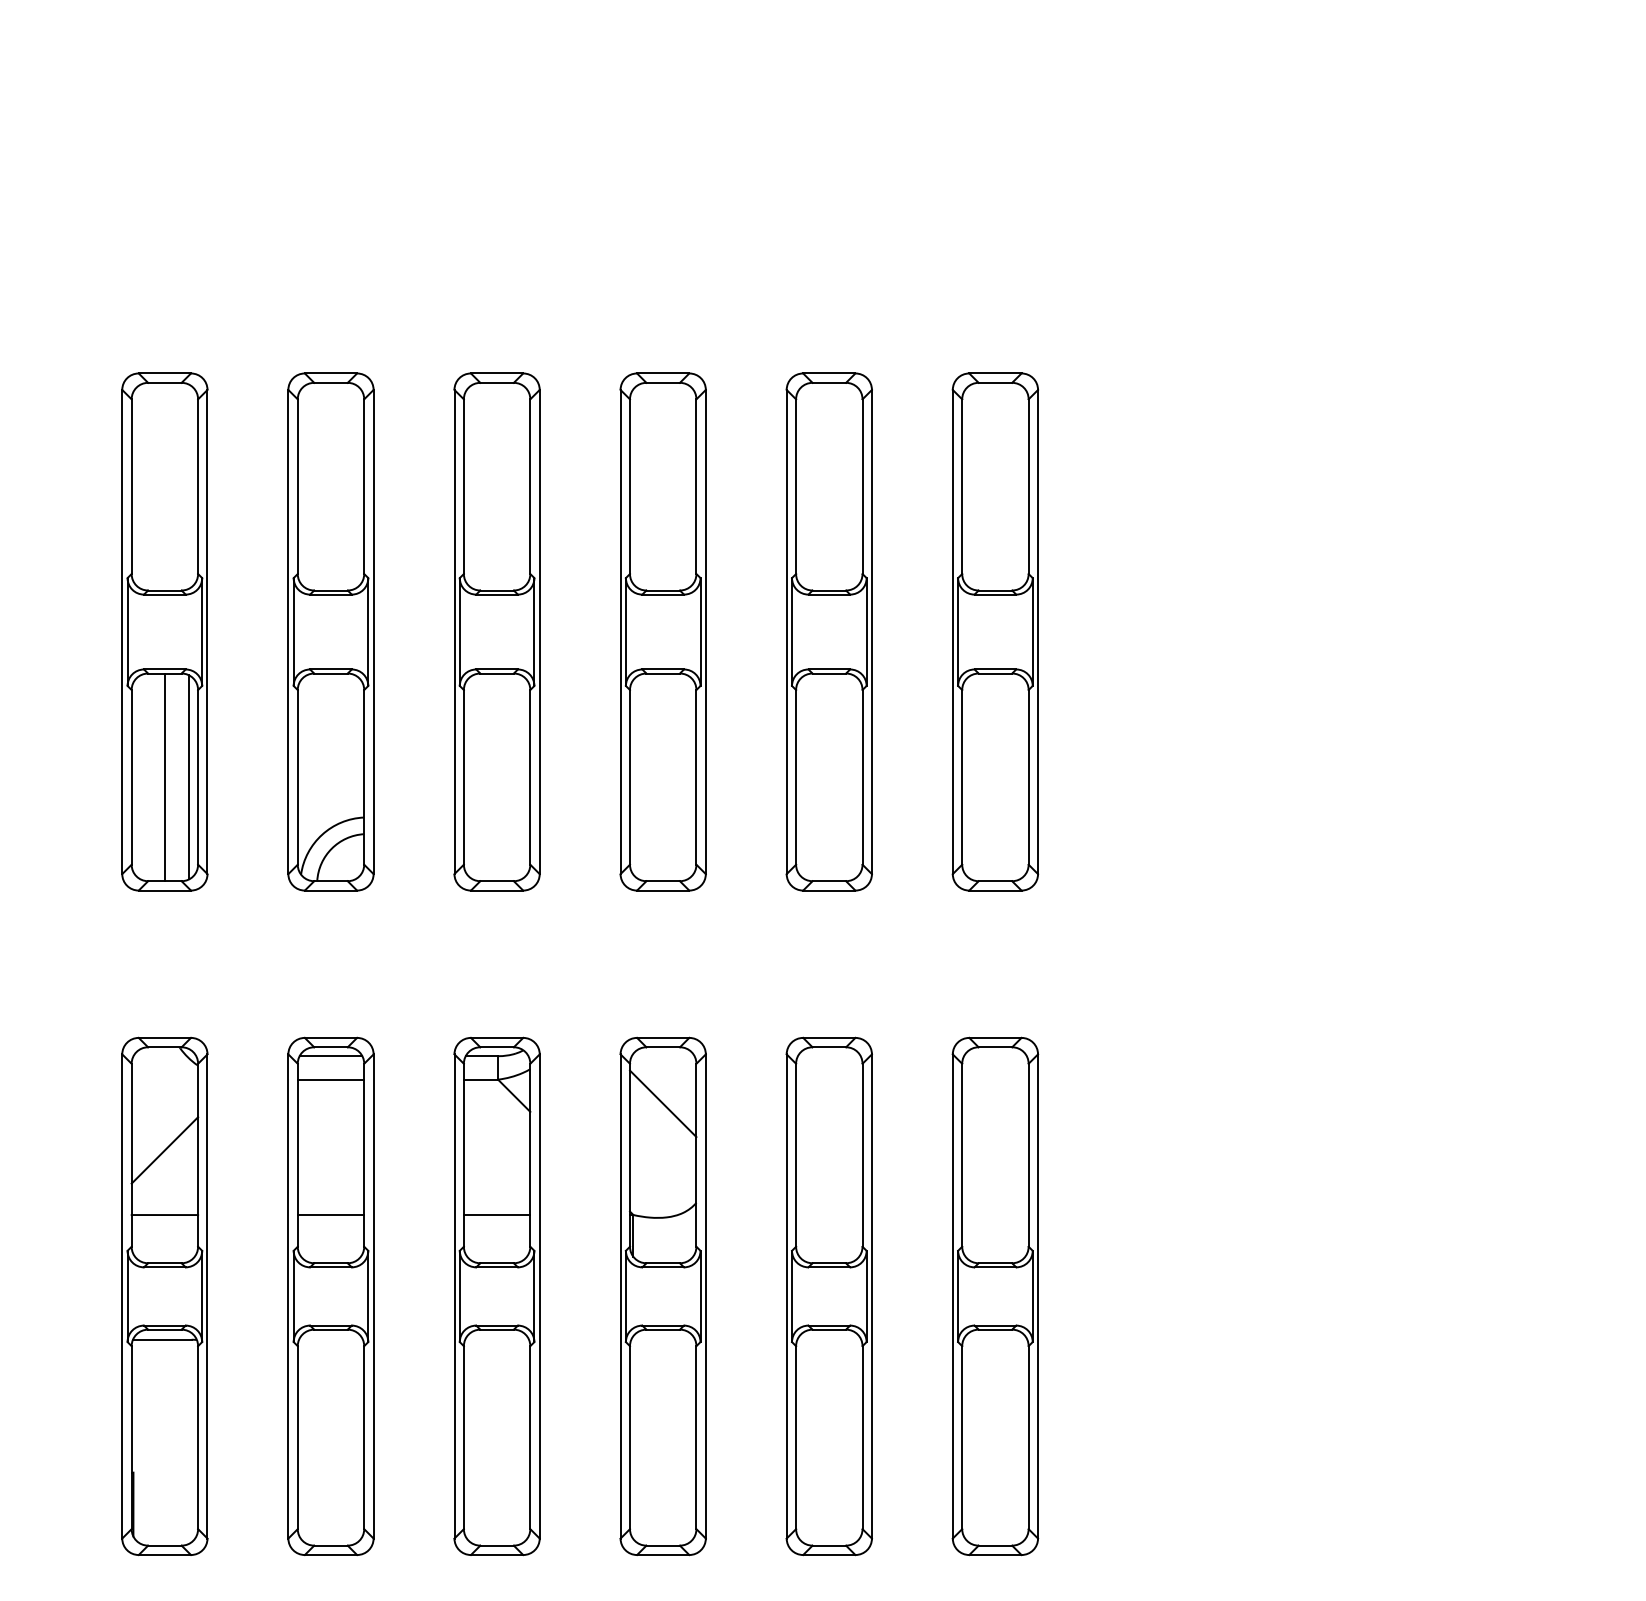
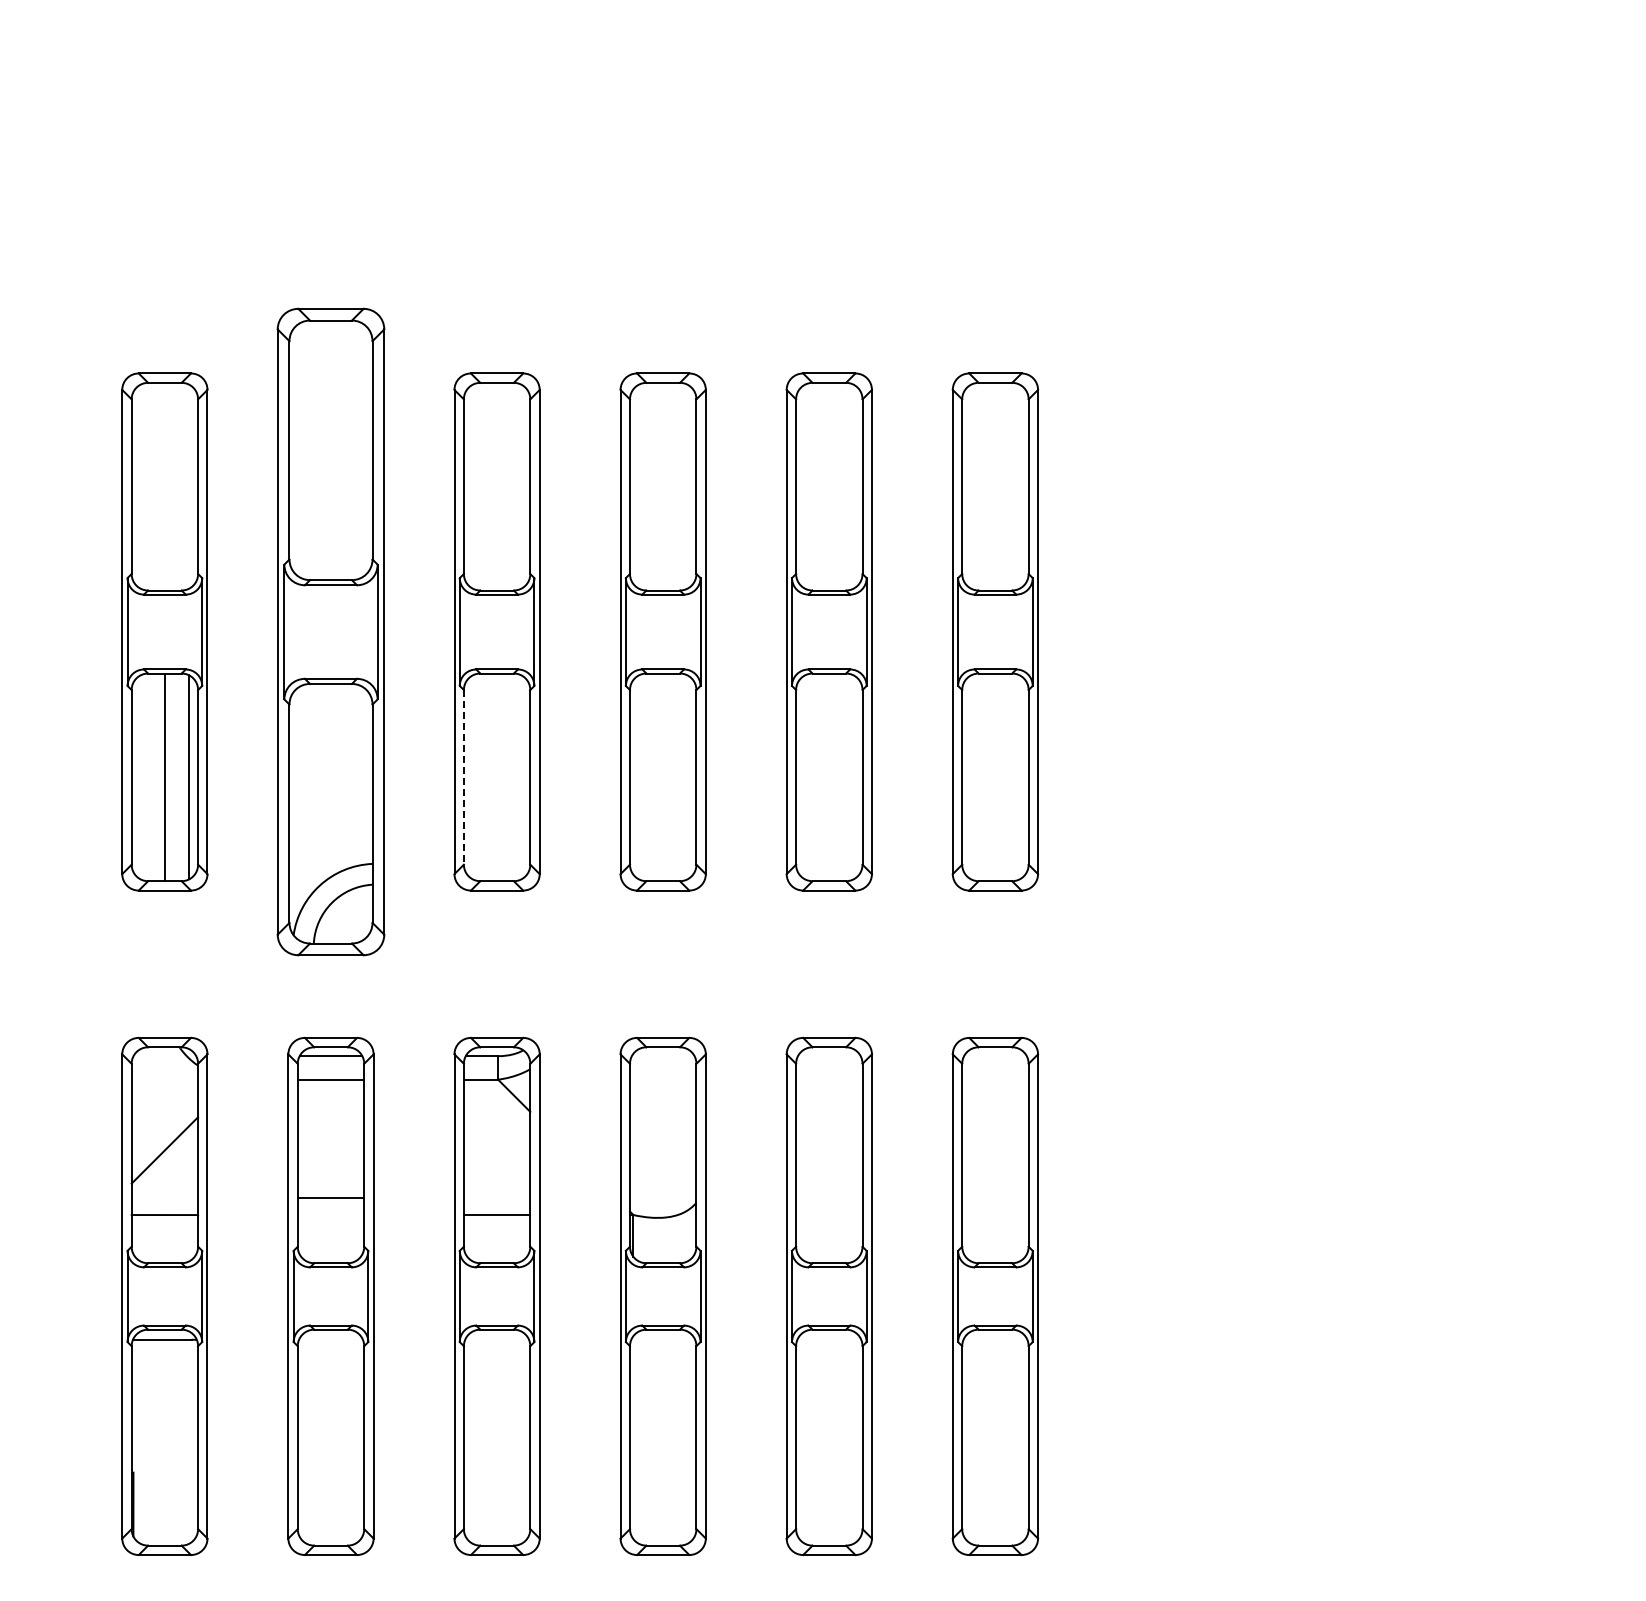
part size: 88x520 px -> 110x650 px (330, 631)
line: solid -> dashed (463, 777)
line: present -> none (663, 1103)
line position: (330, 1215) -> (330, 1198) (330, 1198)
